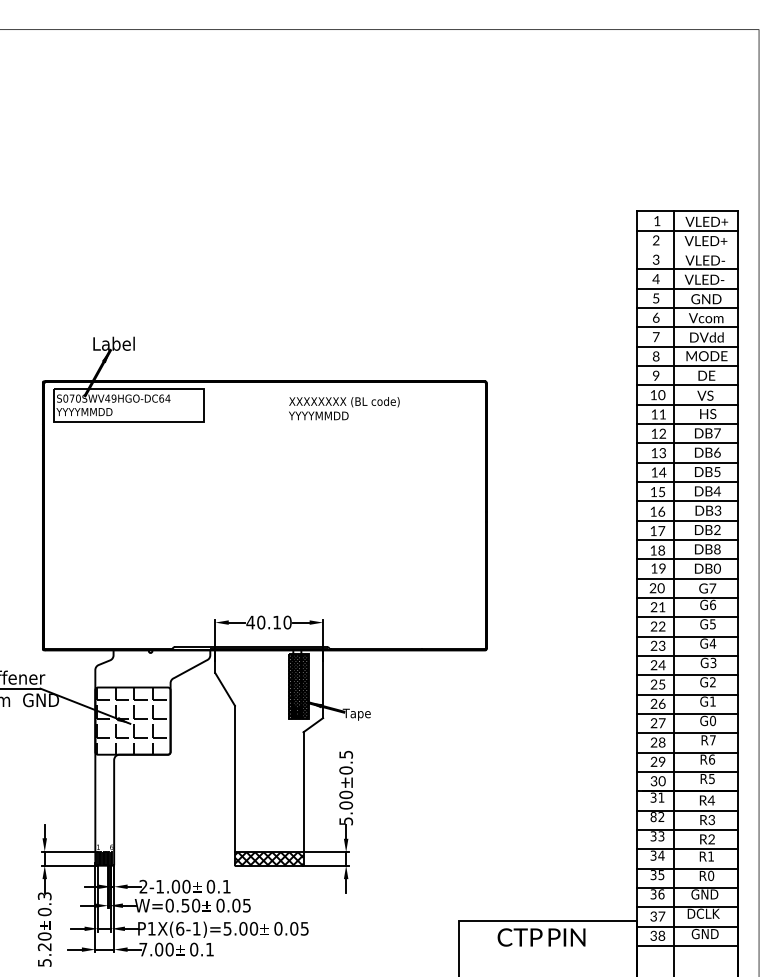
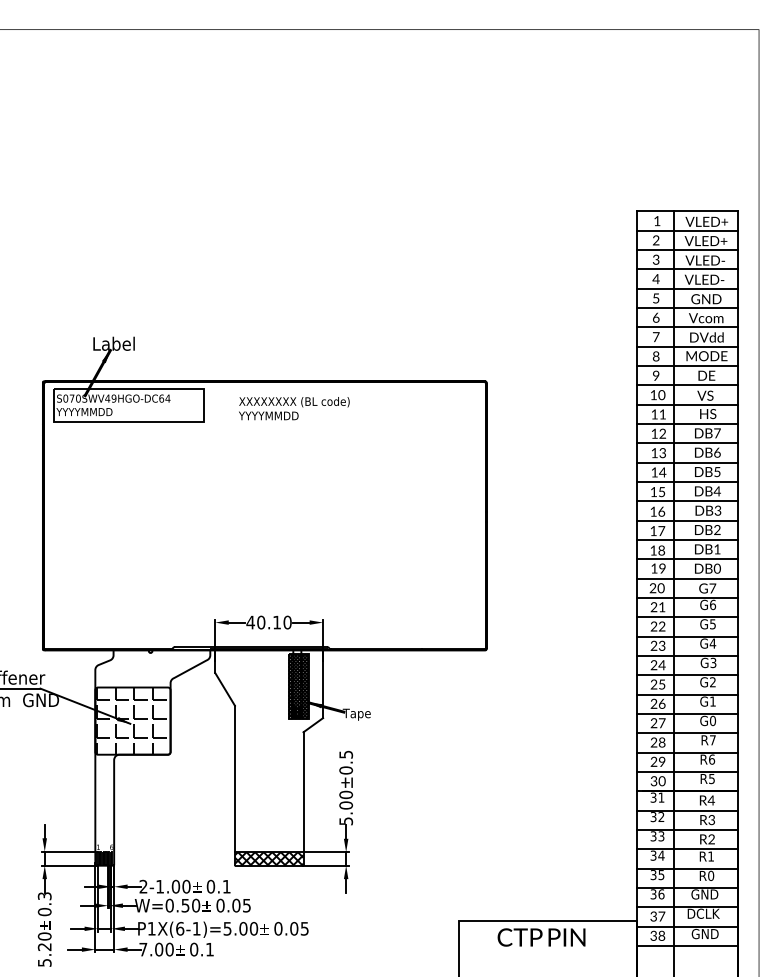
line: none -> present (687, 249)
text position: (344, 408) -> (294, 408) (294, 408)
text: DB8 -> DB1 (717, 549)
text: 82 -> 32 (653, 817)
